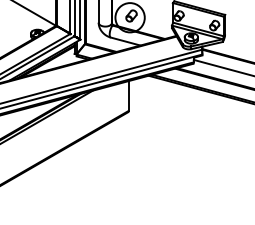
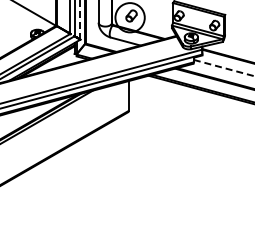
line: solid -> dashed (80, 19)
line: solid -> dashed (224, 68)
